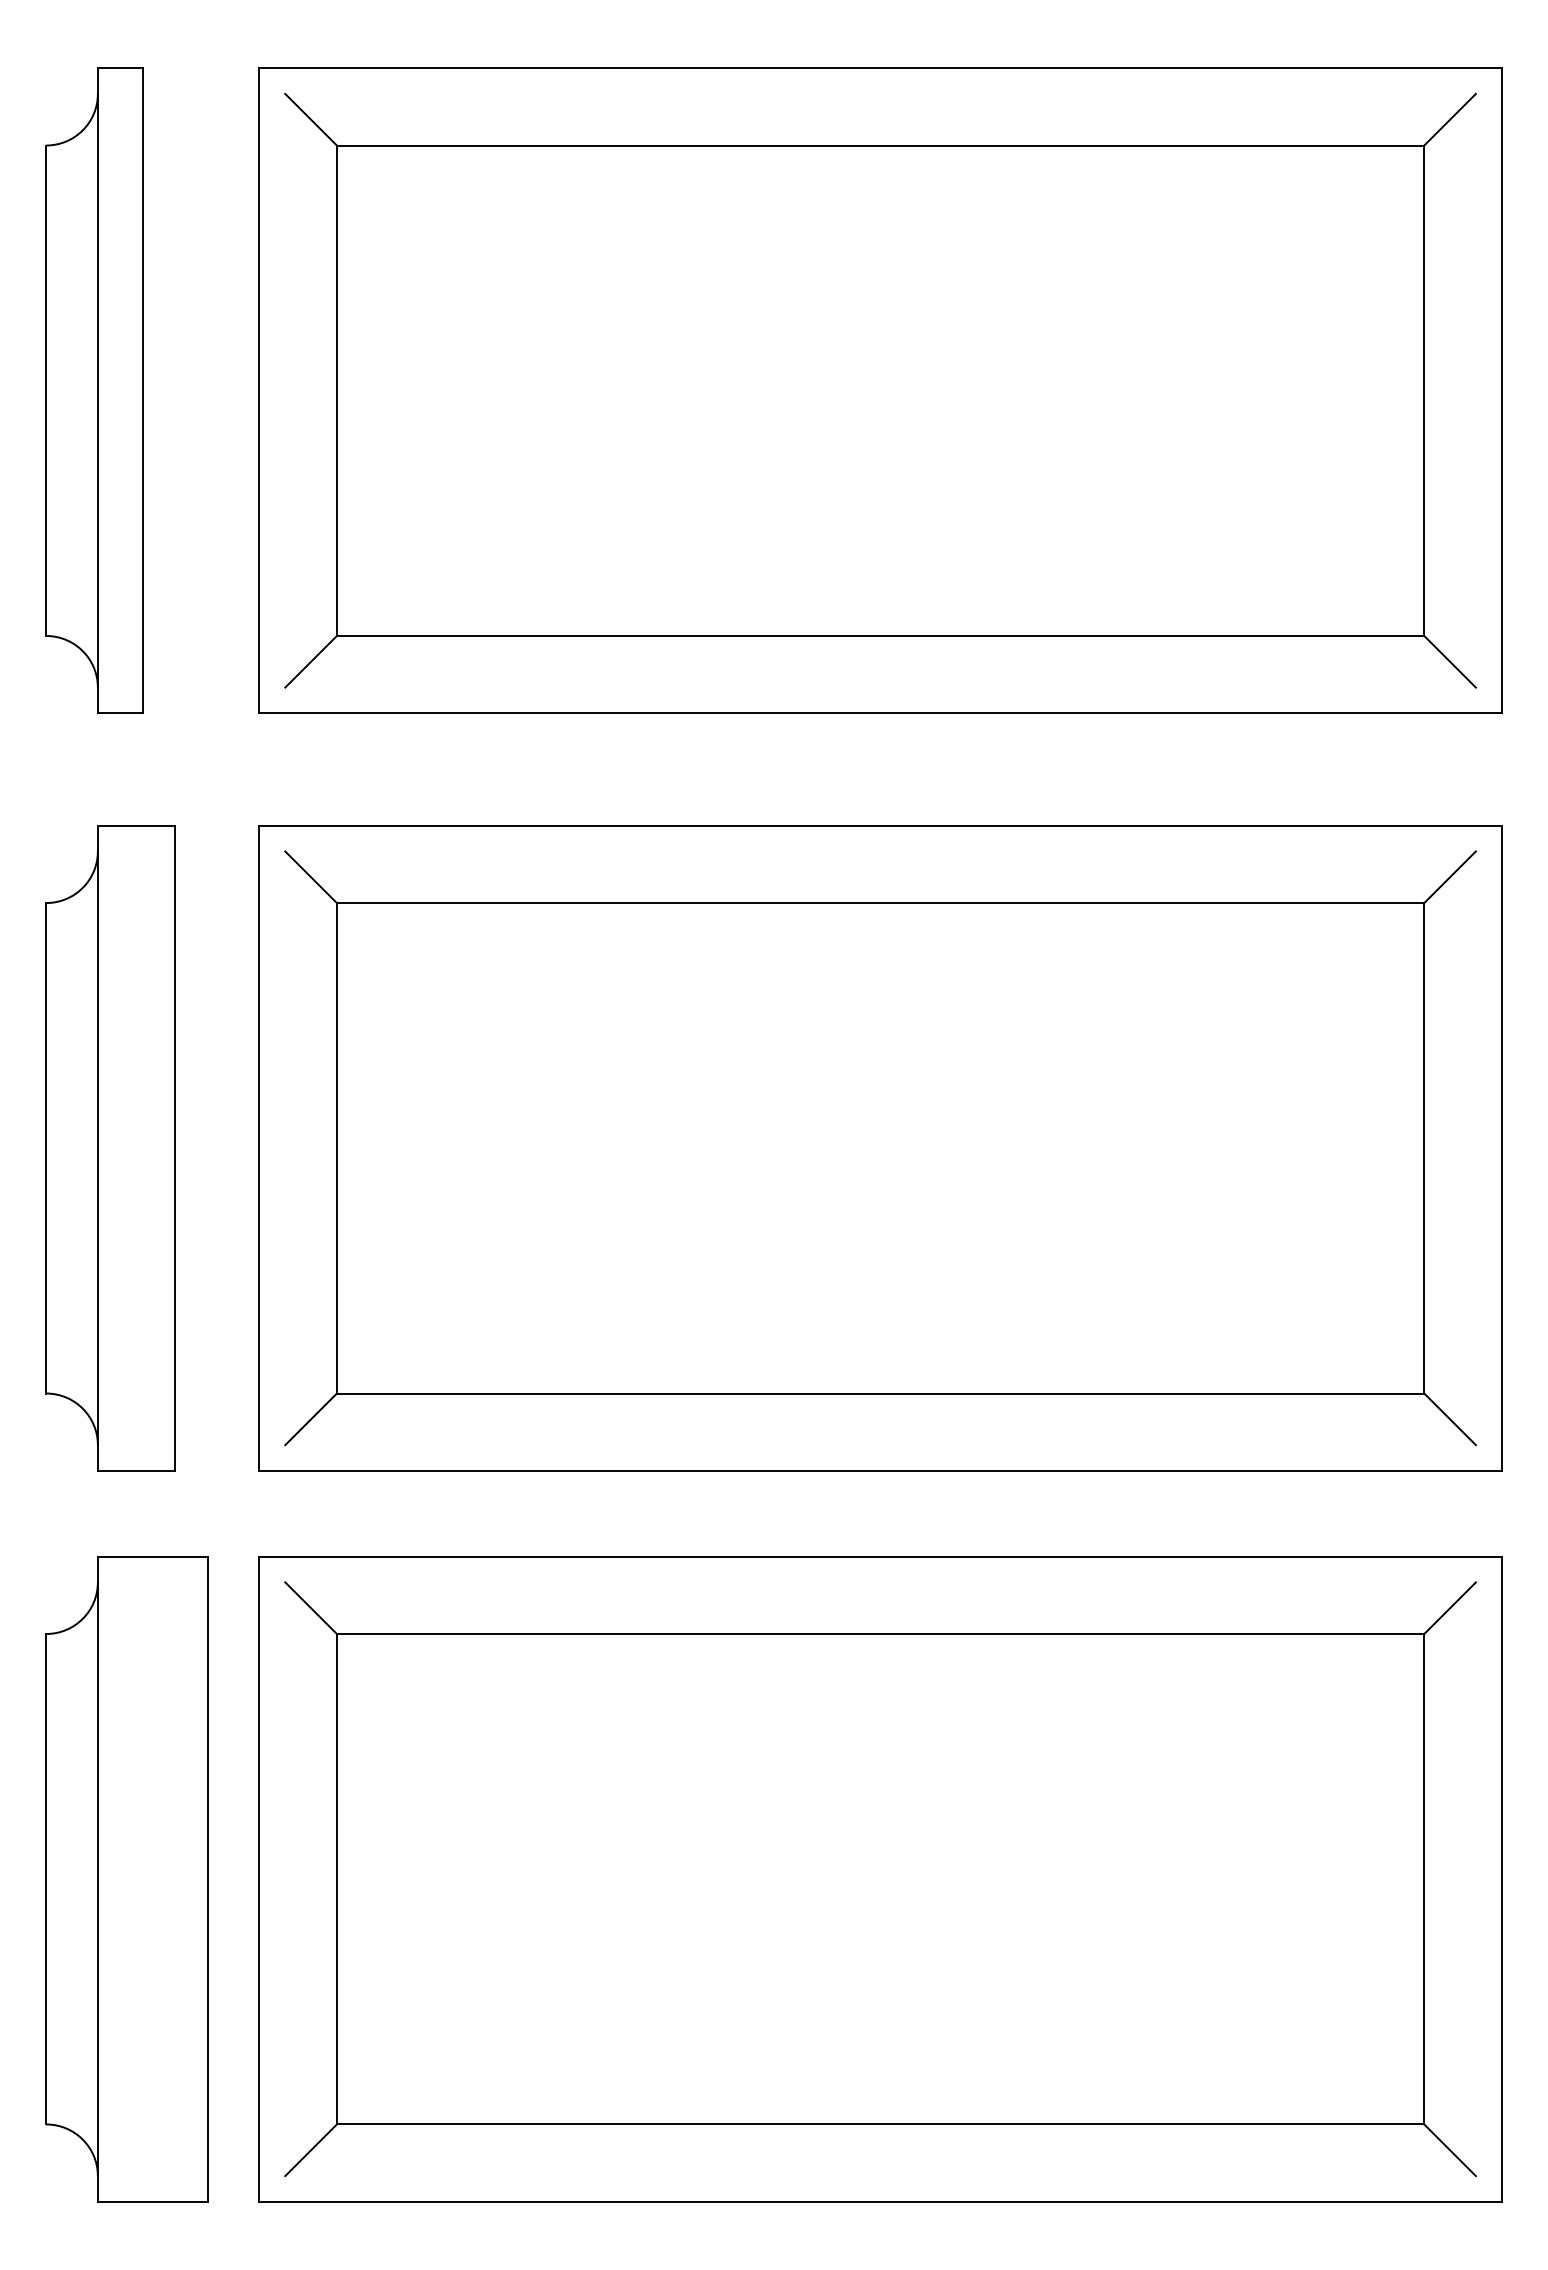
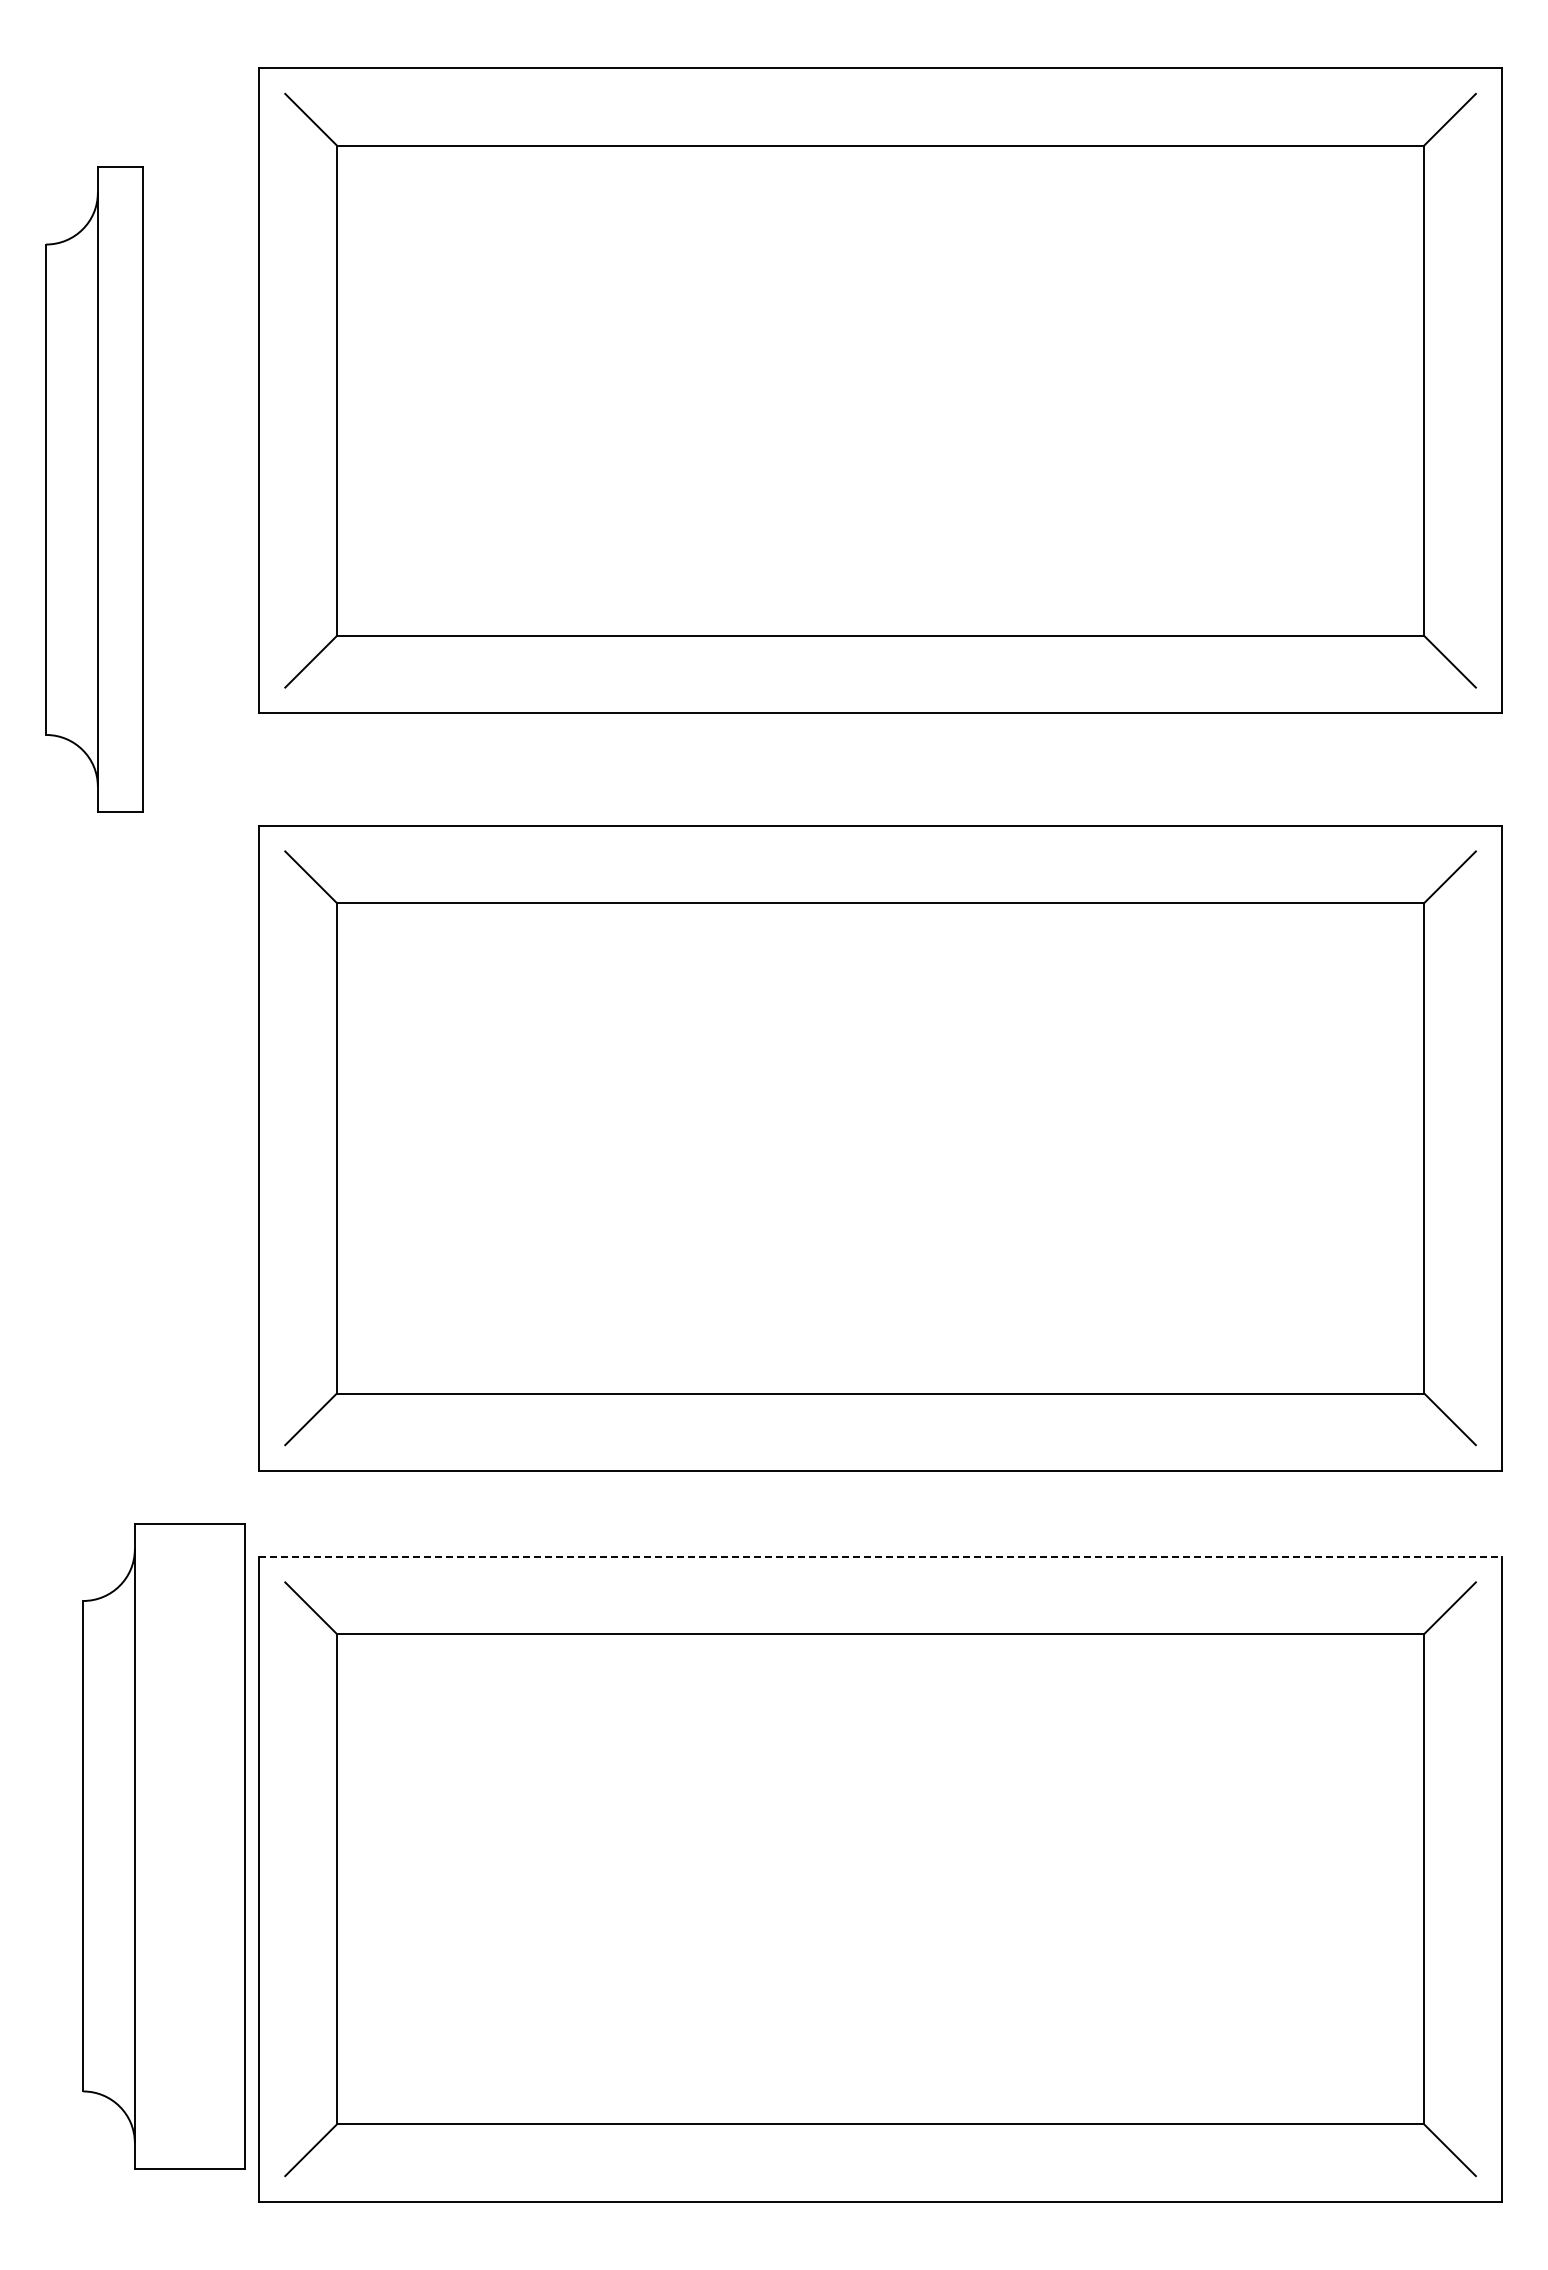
part position: (94, 390) -> (94, 489) (94, 489)
part: present -> none (110, 1148)
line: solid -> dashed (881, 1556)
part position: (126, 1879) -> (163, 1846) (163, 1846)
